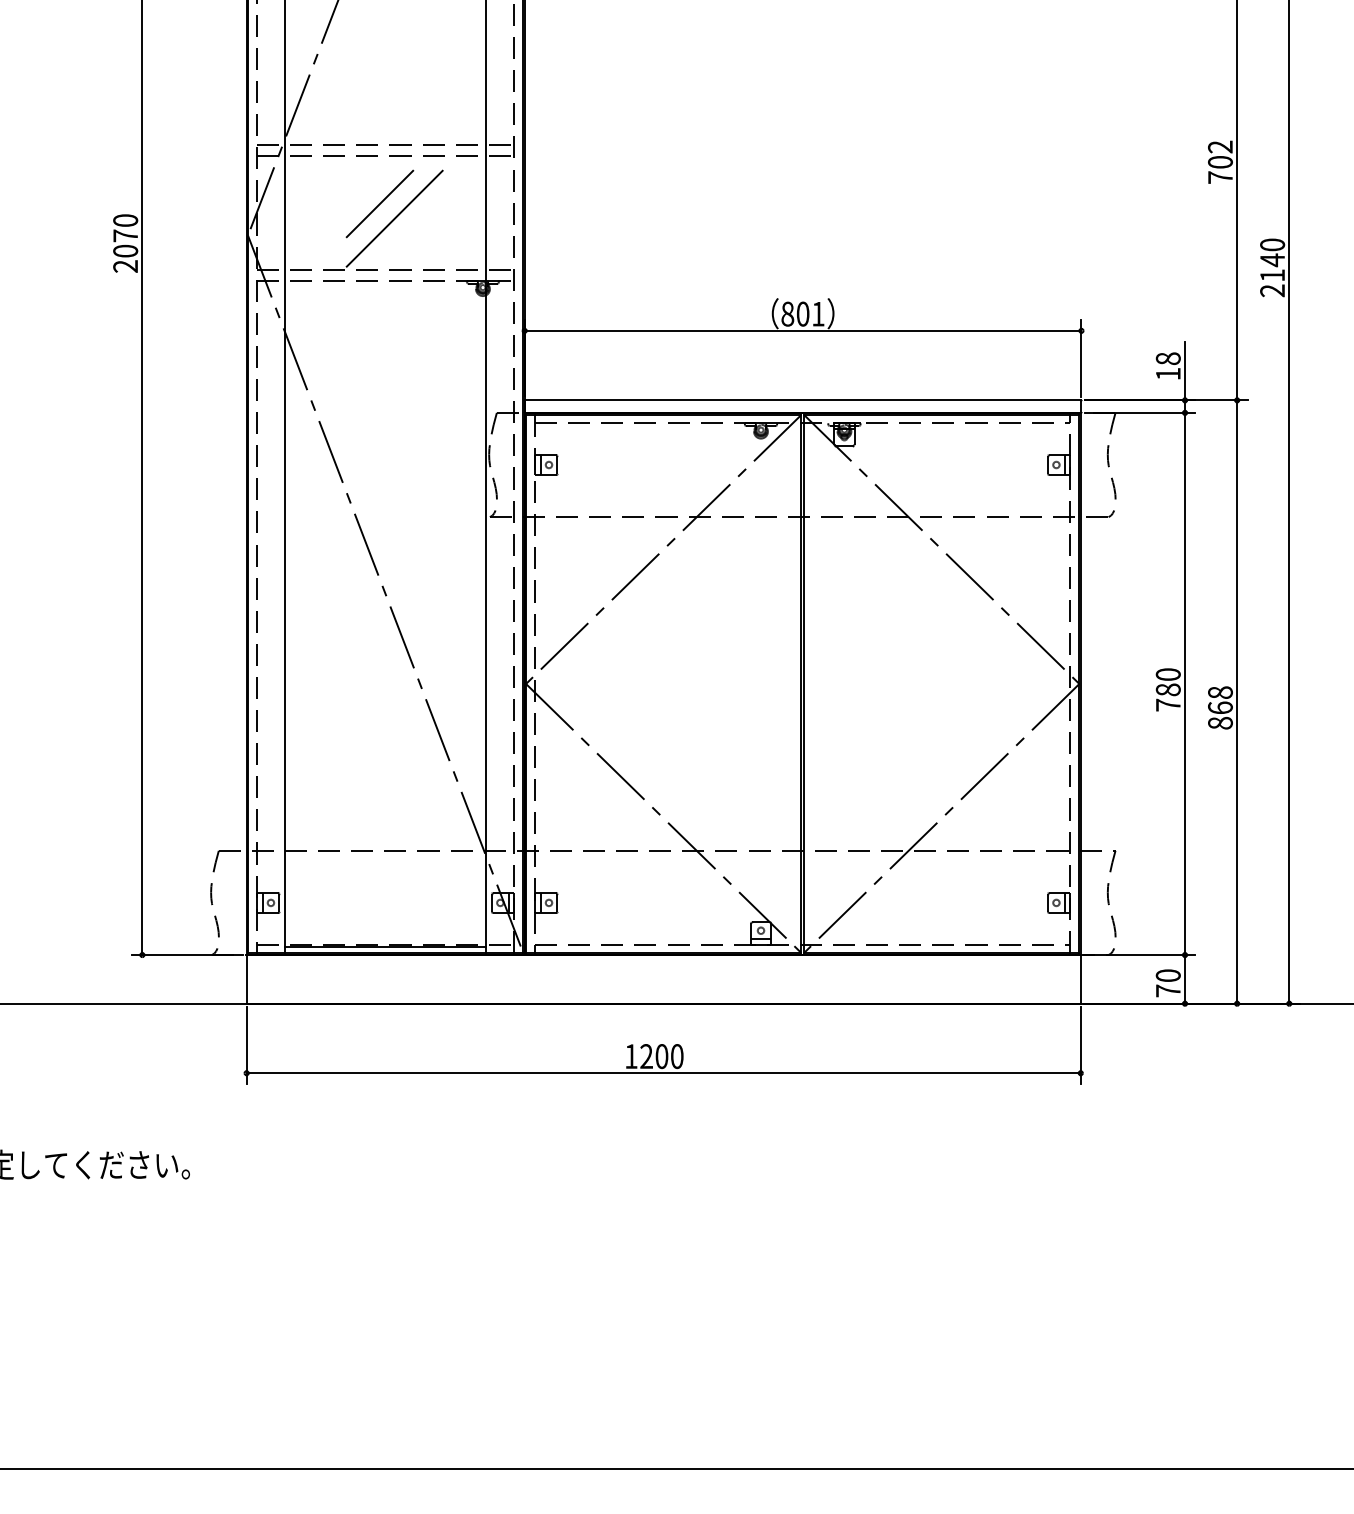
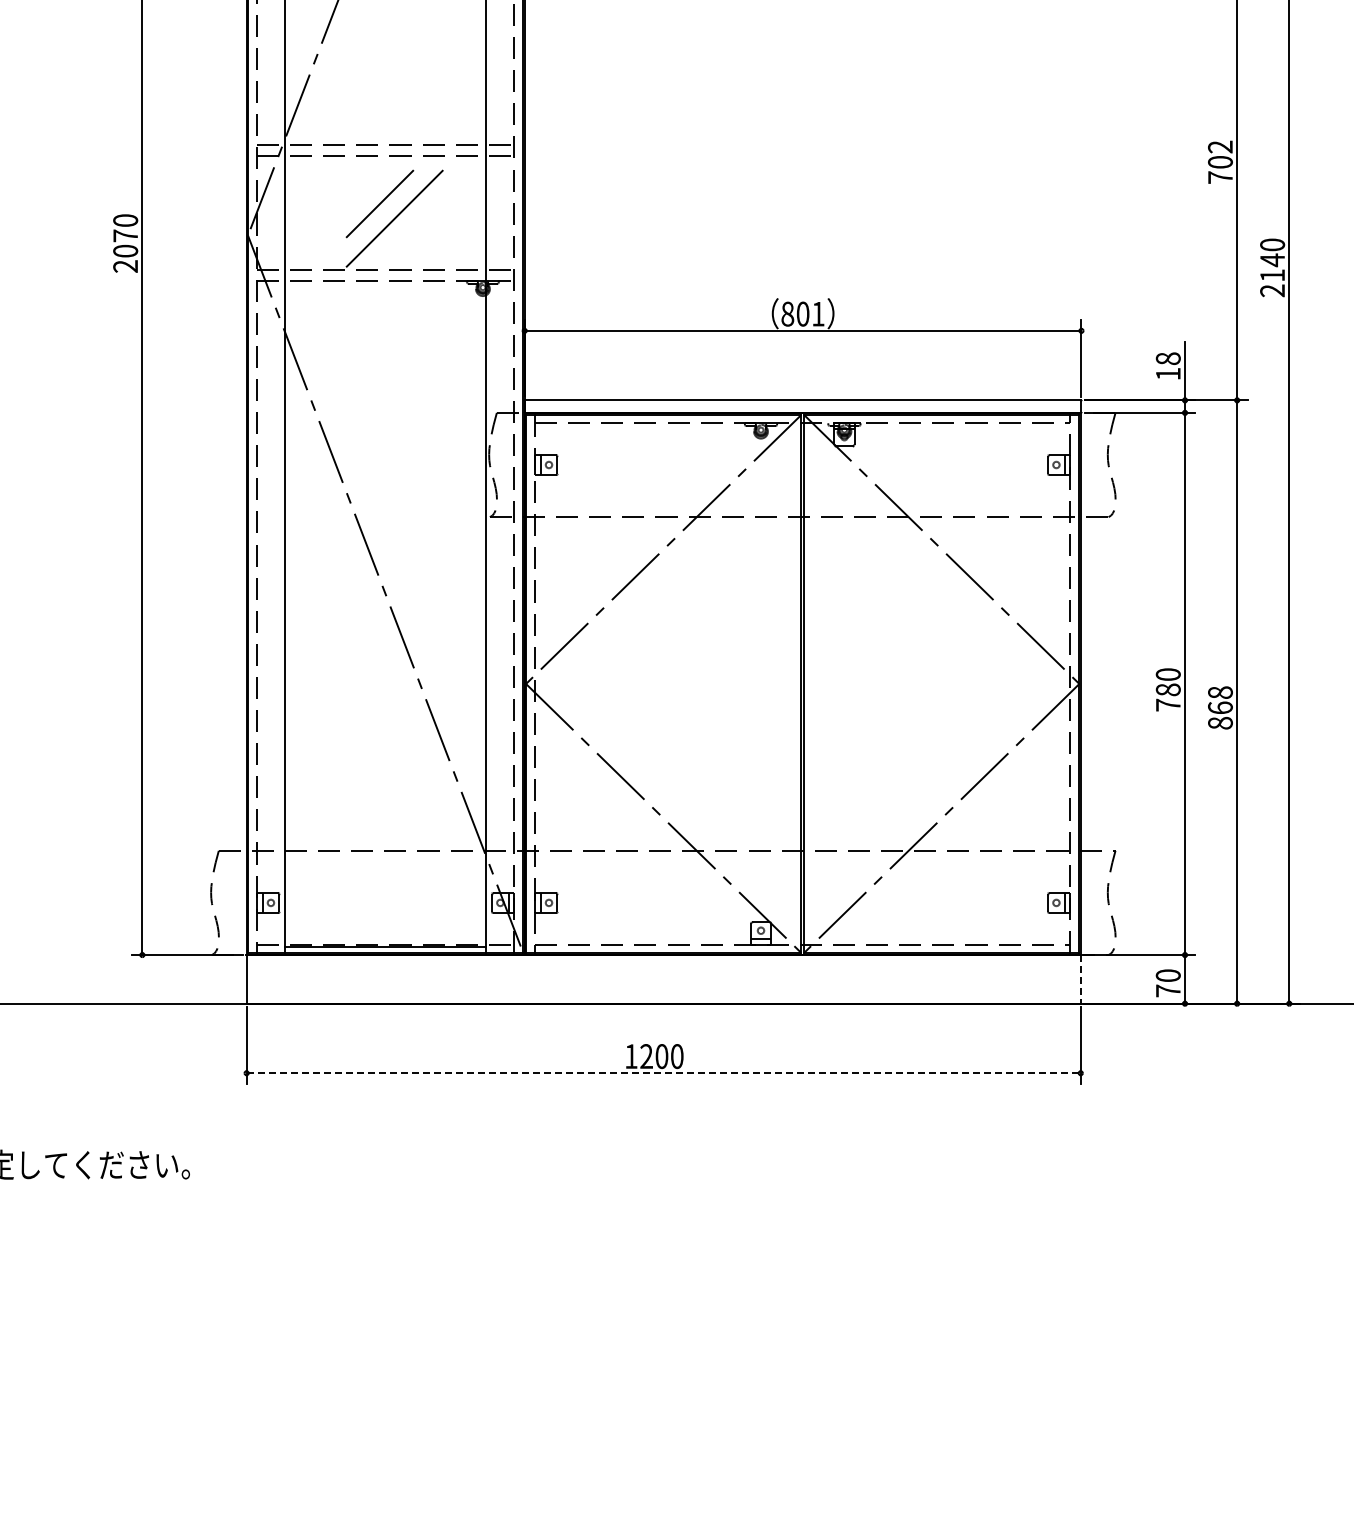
line: solid -> dashed (1080, 979)
line: solid -> dashed (664, 1073)
line: present -> none (676, 1468)
